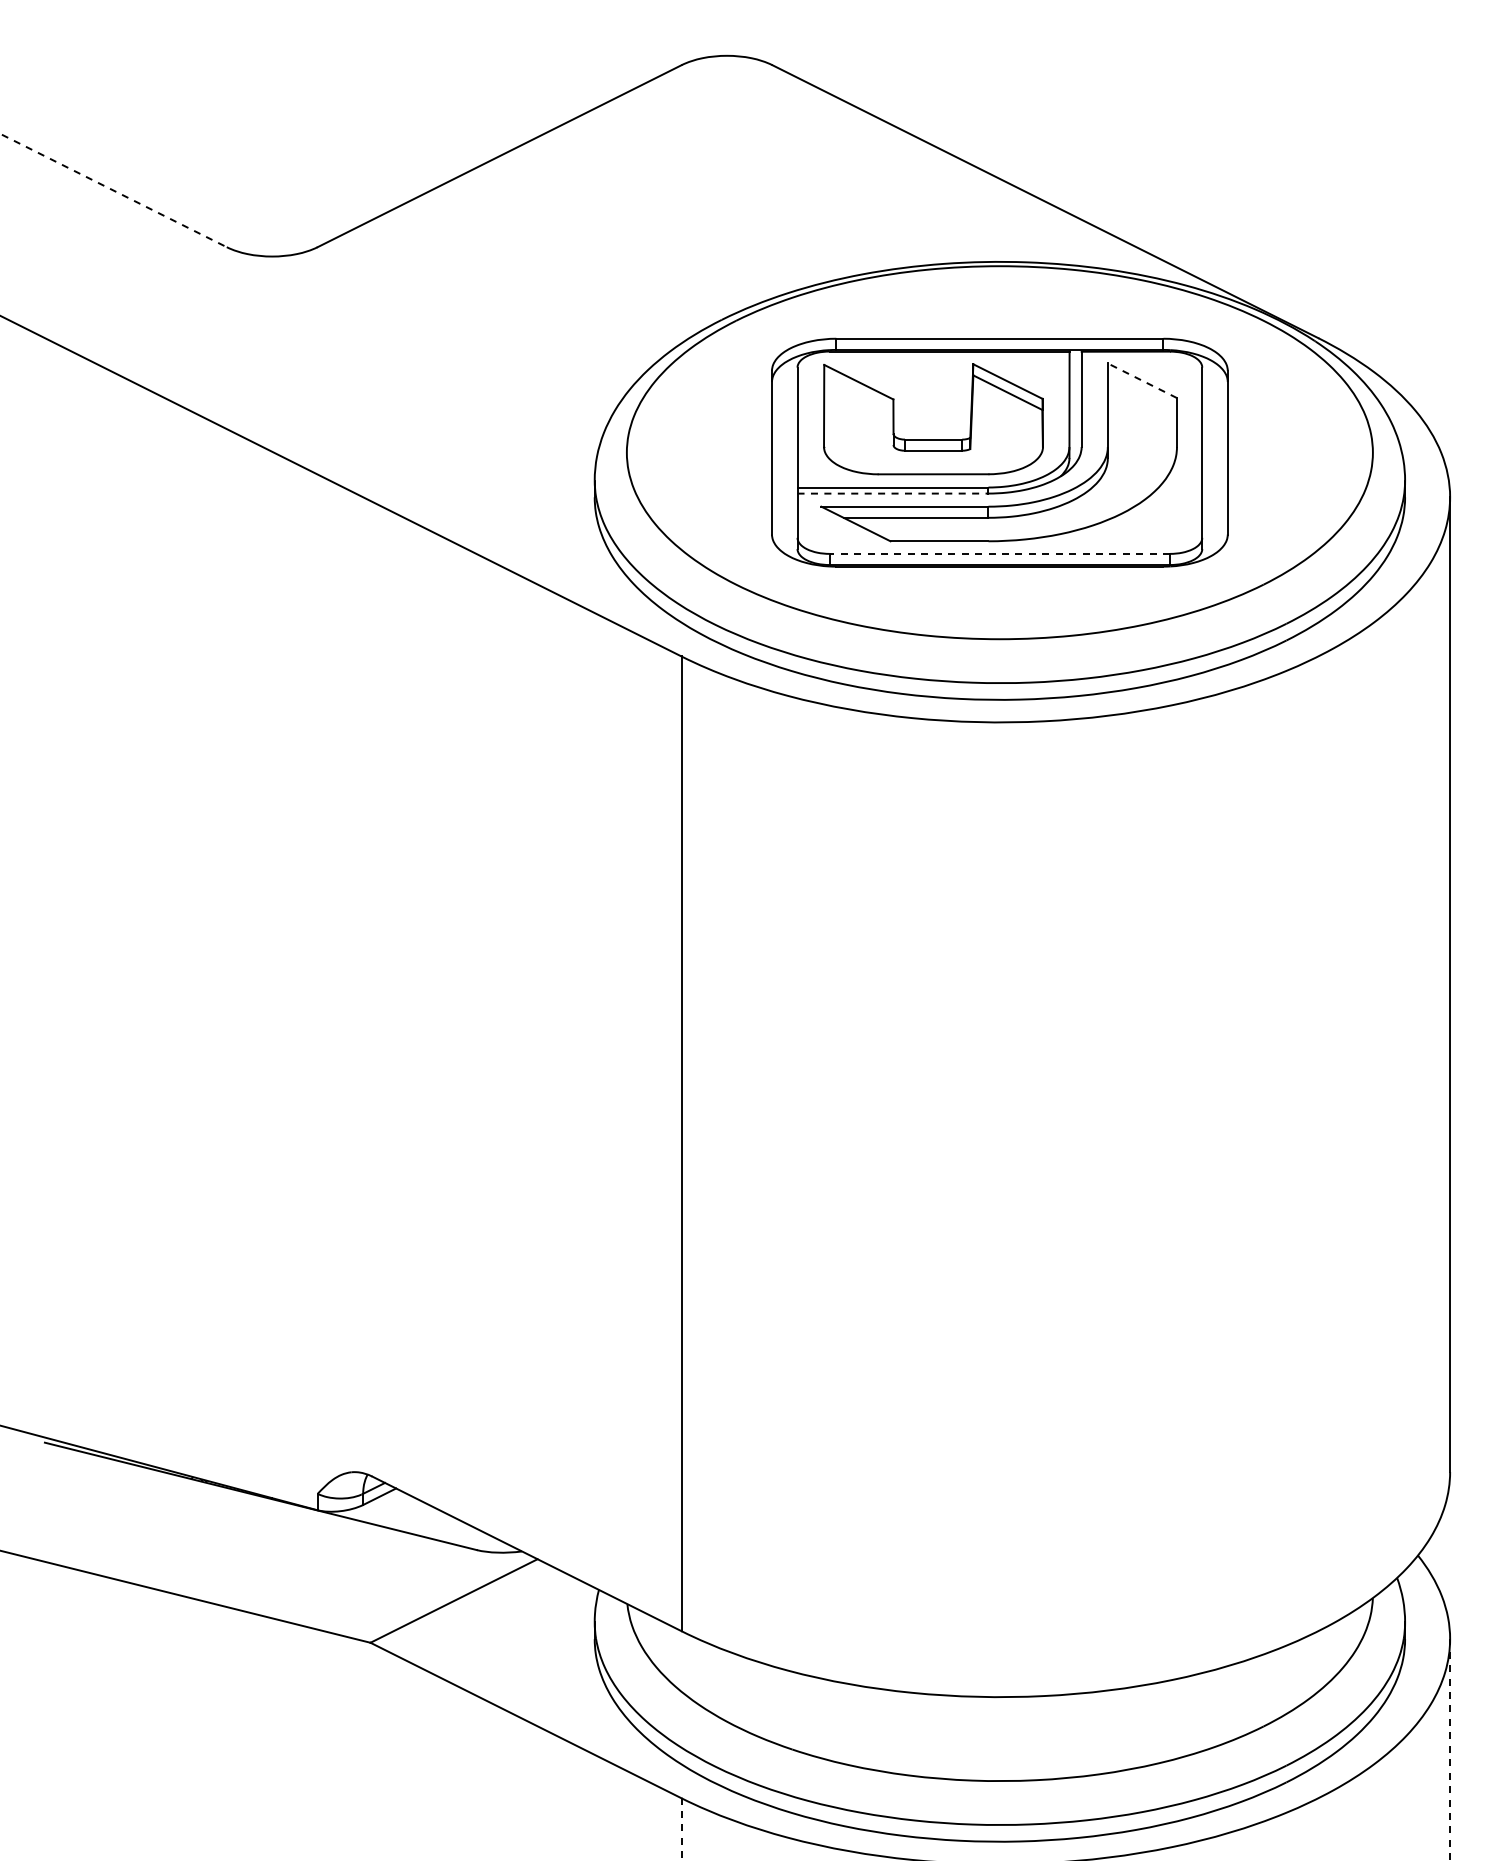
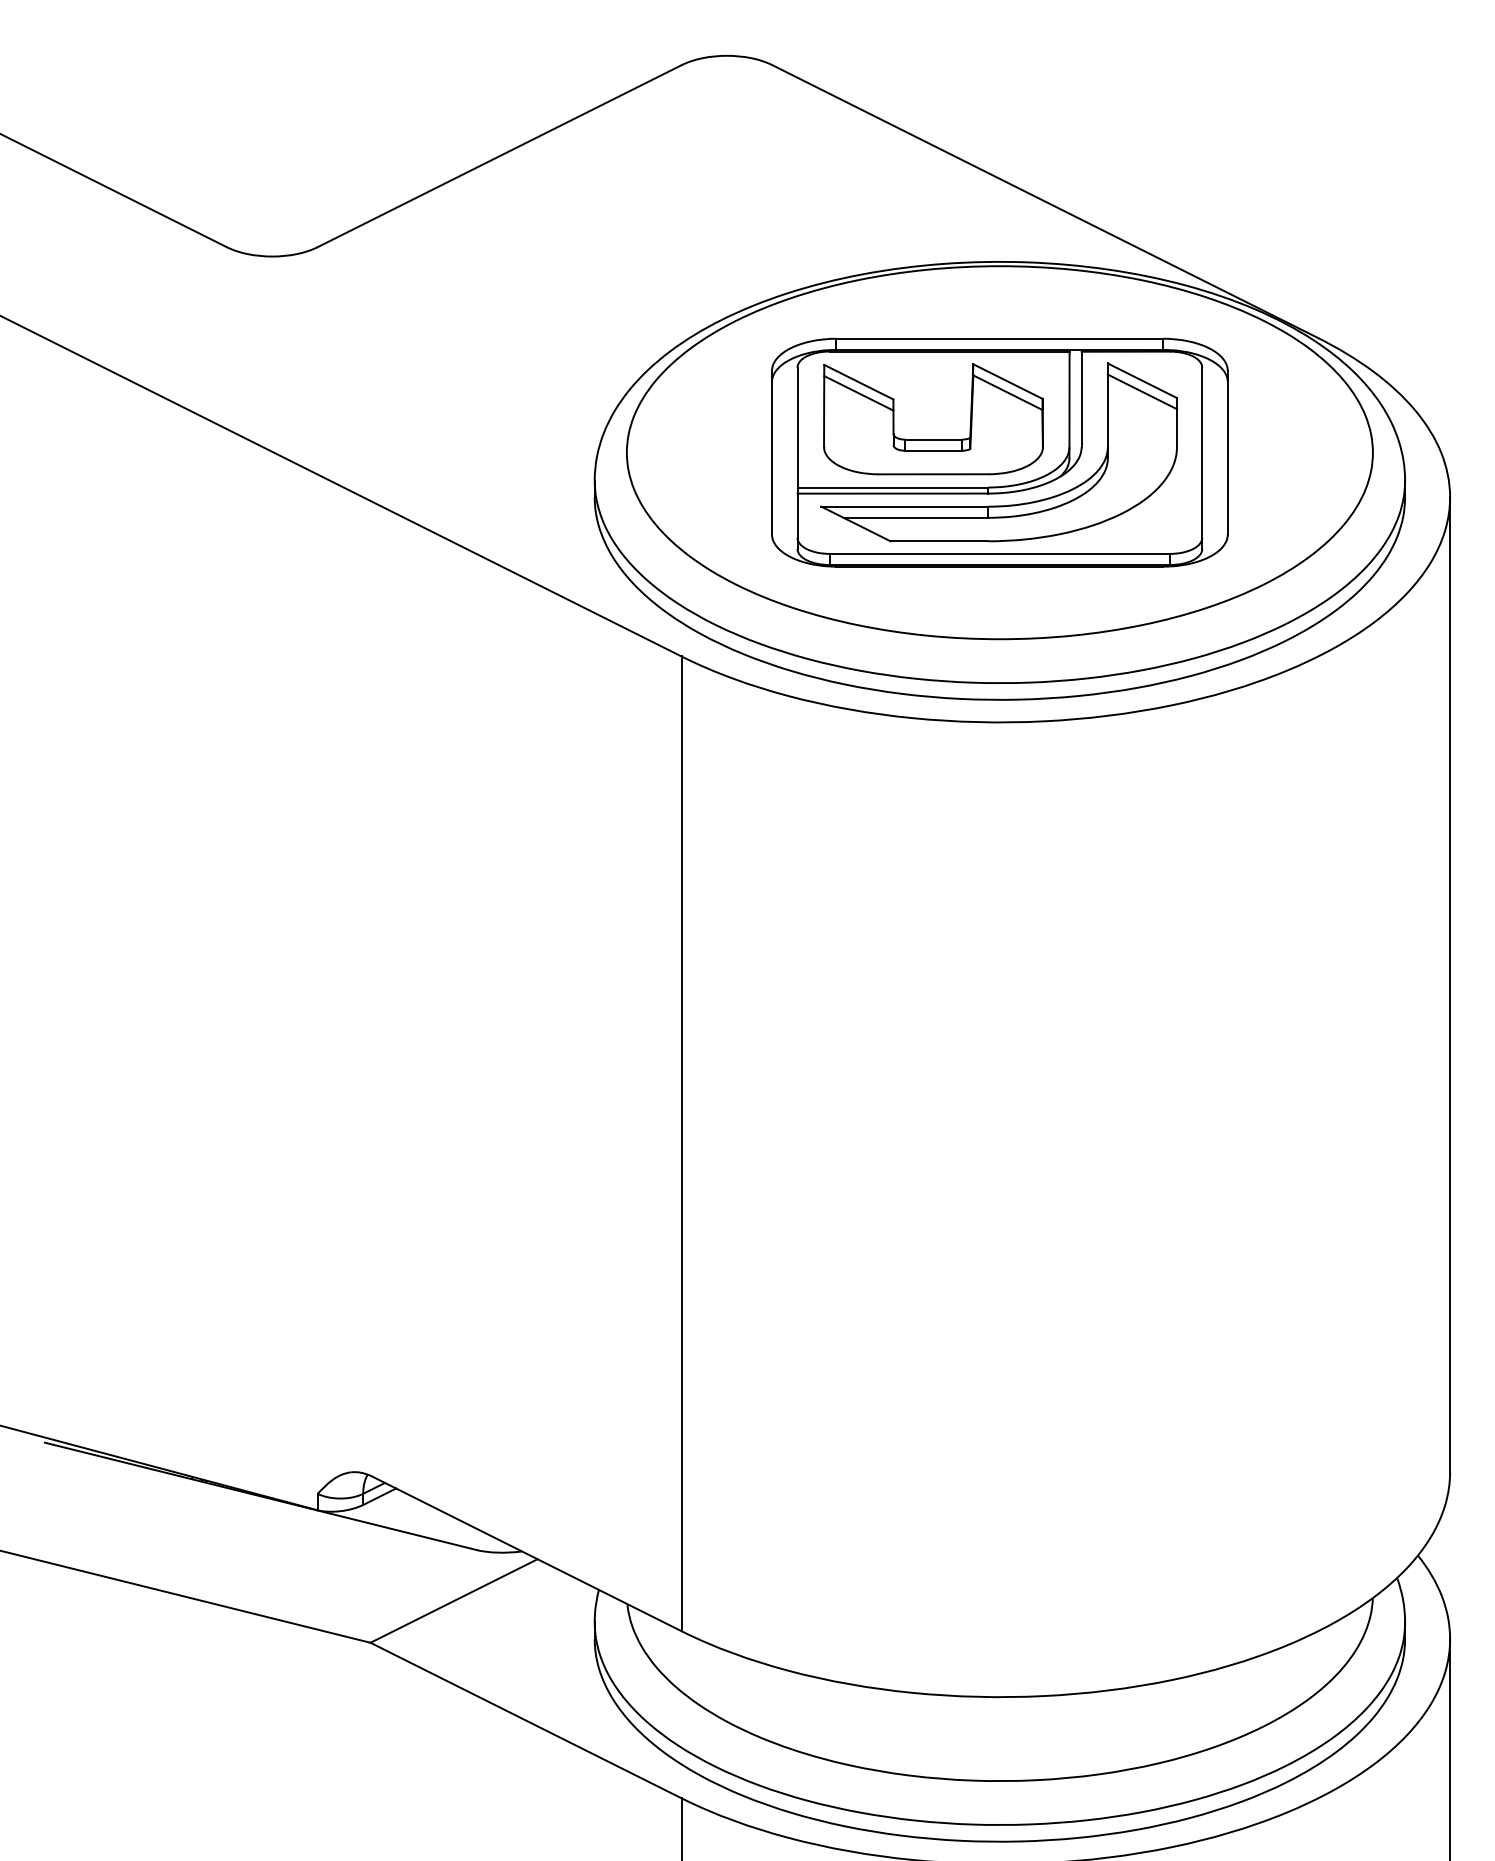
line: dashed -> solid (113, 190)
line: dashed -> solid (1142, 380)
line: none -> present (1141, 391)
line: none -> present (858, 393)
line: dashed -> solid (893, 493)
line: dashed -> solid (999, 553)
line: dashed -> solid (1450, 1749)
line: dashed -> solid (681, 1829)
